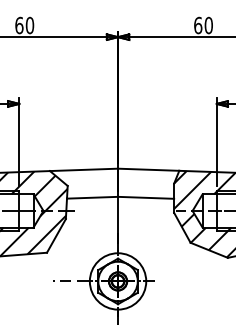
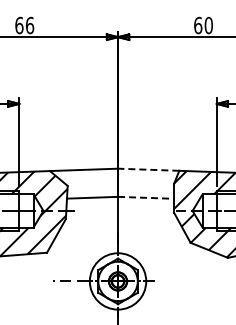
text: 60 -> 66 (30, 24)
line: solid -> dashed (148, 169)
line: solid -> dashed (146, 197)
